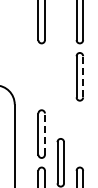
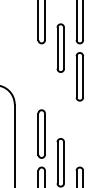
part: none -> present (60, 47)
line: dashed -> solid (83, 76)
line: dashed -> solid (44, 134)
